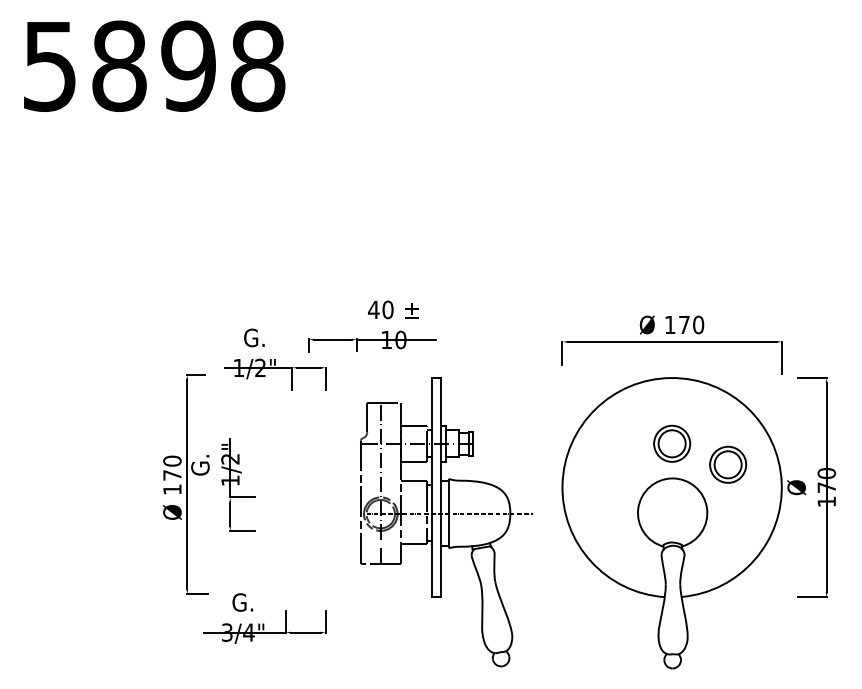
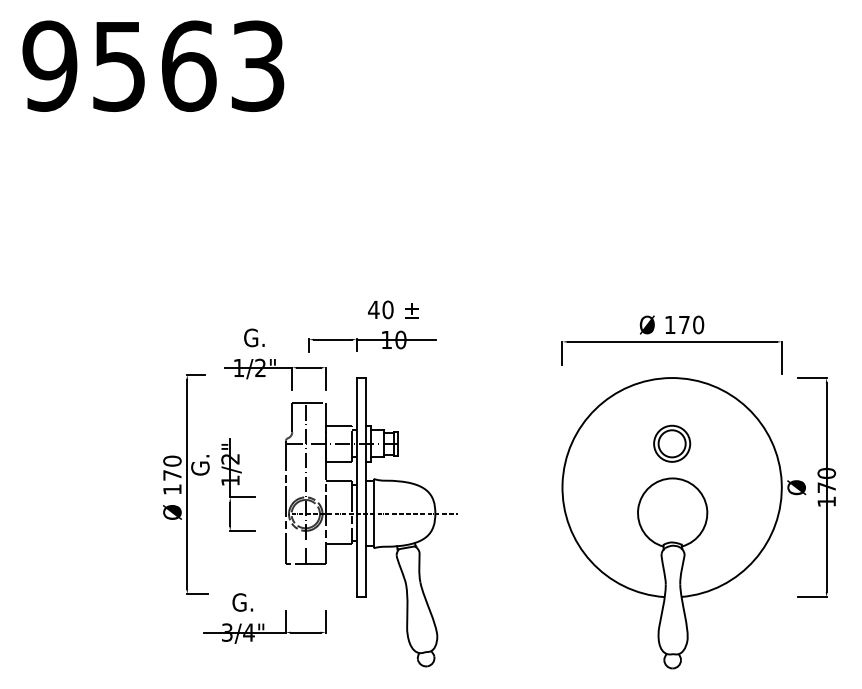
text: 5898 -> 9563 (153, 65)
part: present -> none (728, 464)
part position: (446, 522) -> (371, 522) (371, 522)
